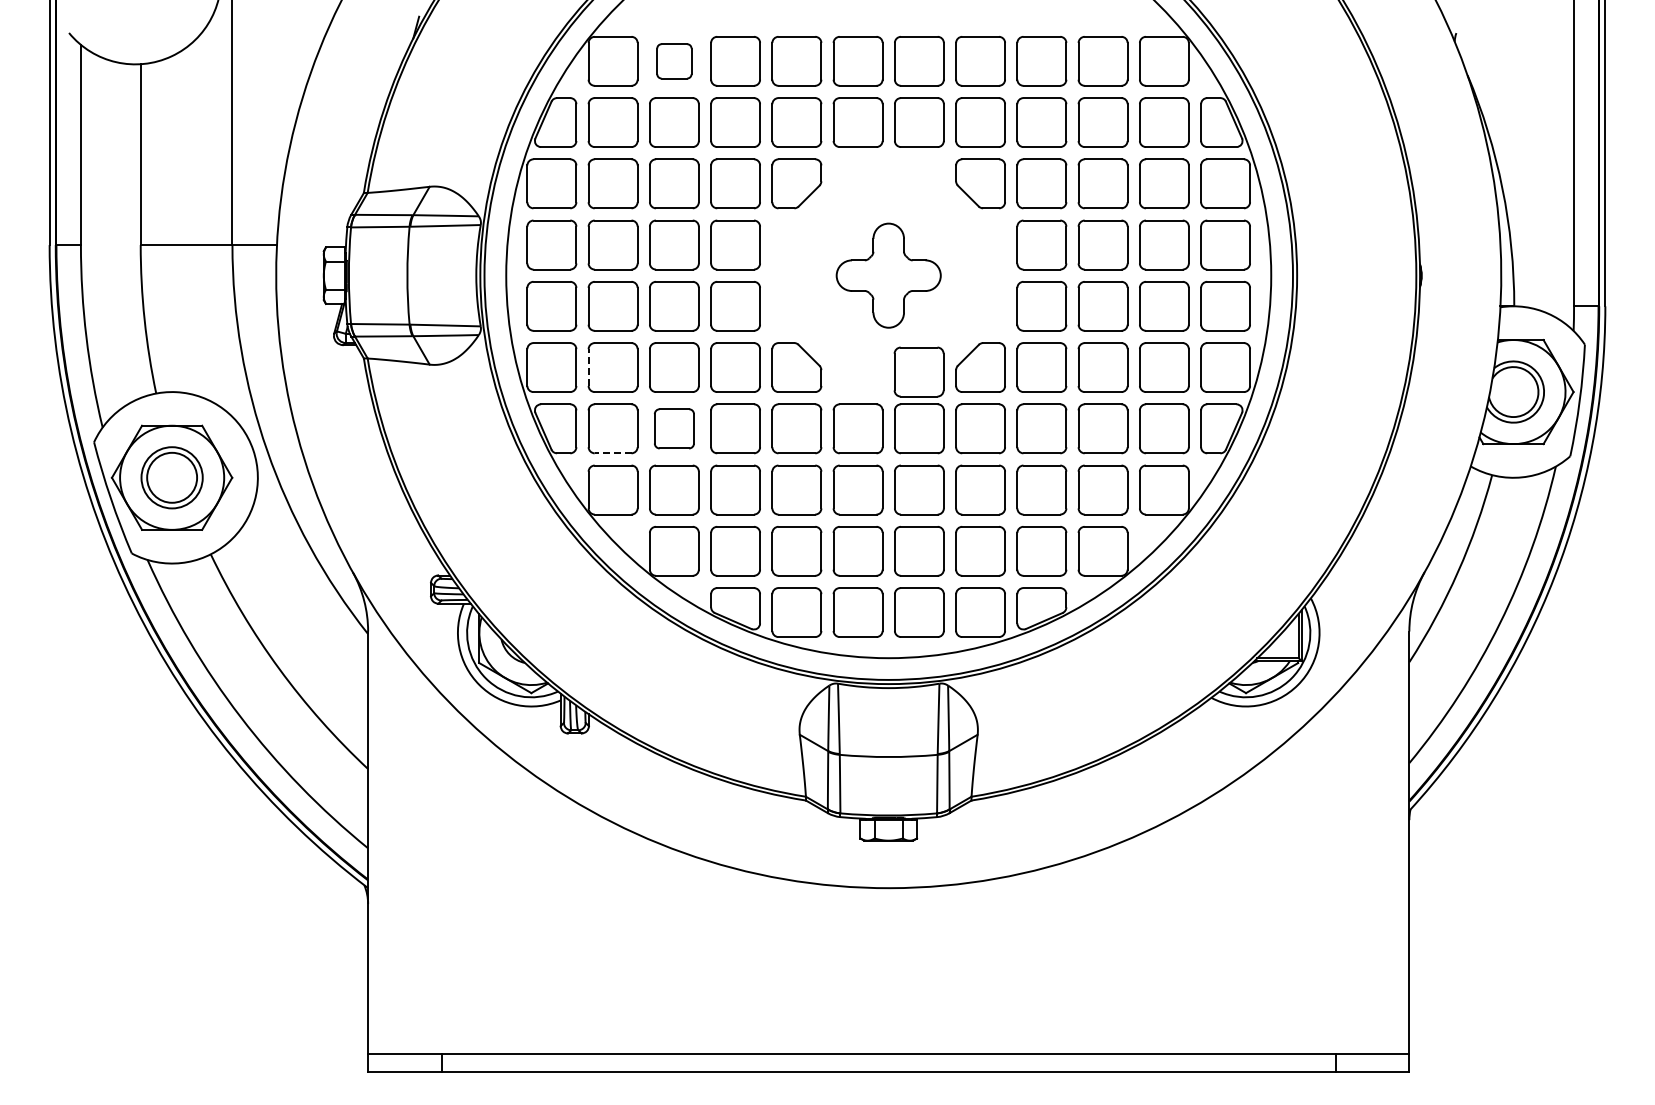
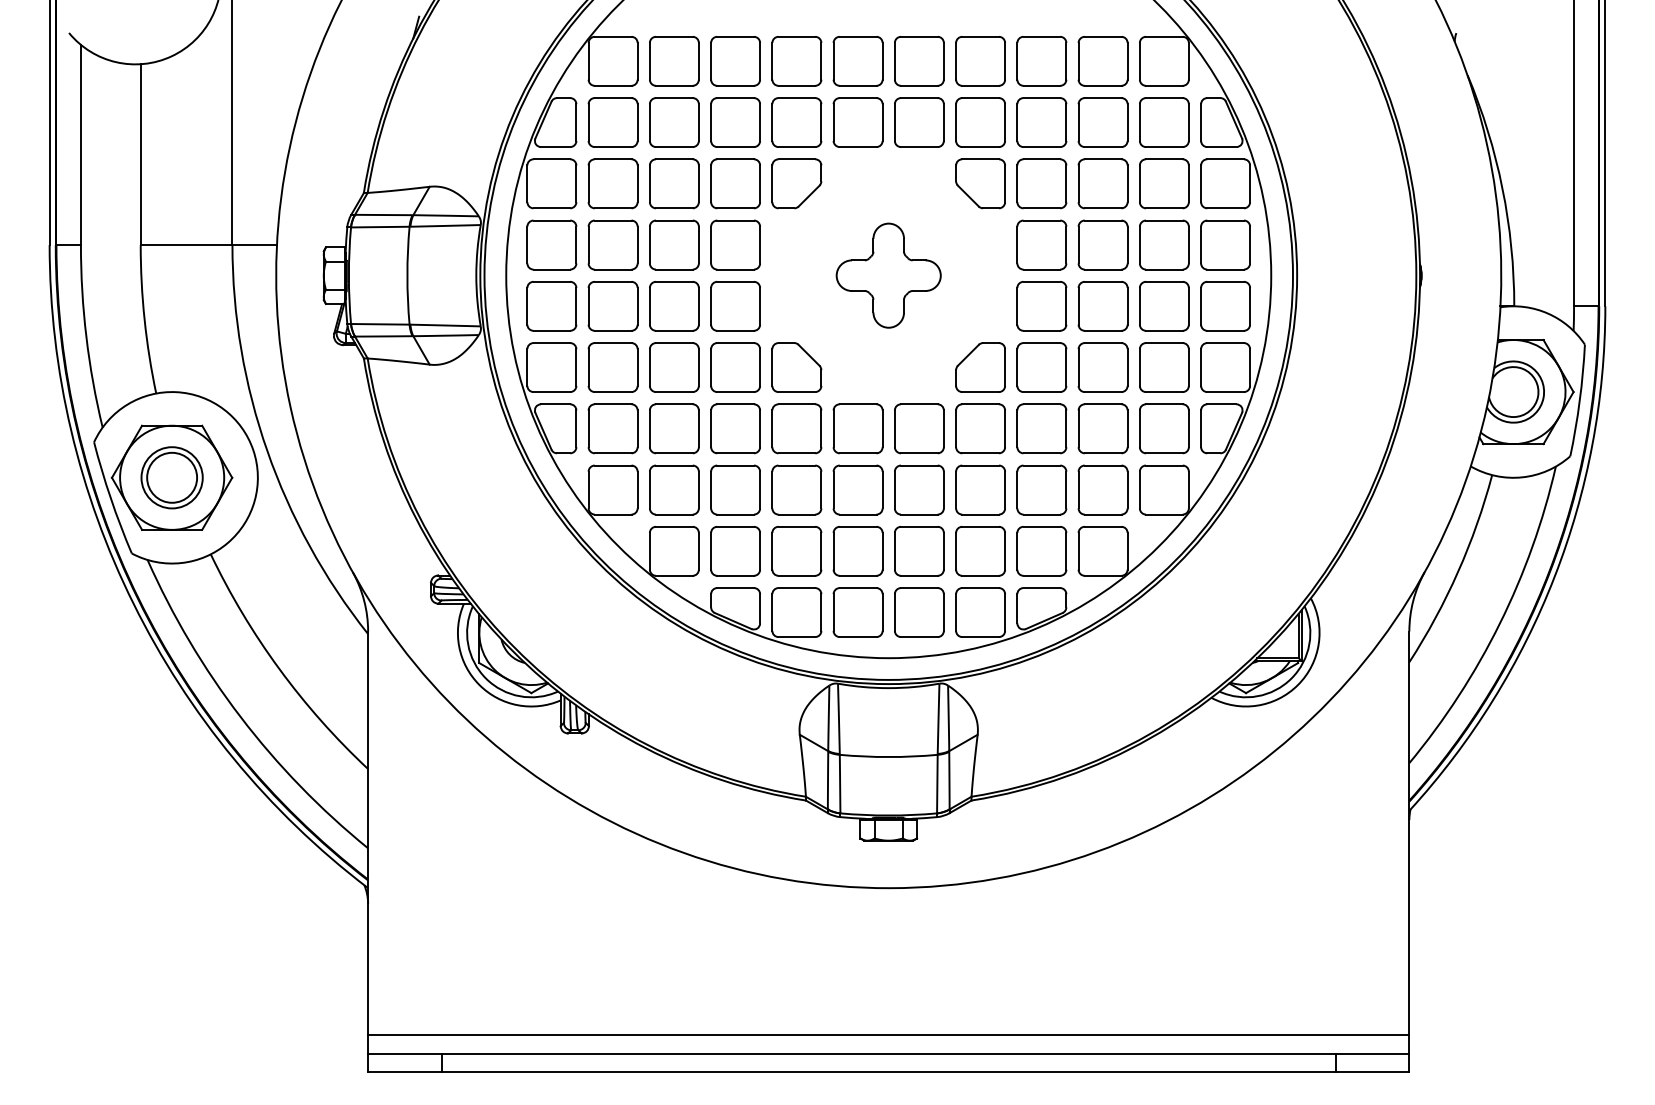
part size: 37x37 px -> 51x51 px (674, 61)
line: dashed -> solid (588, 367)
part: present -> none (918, 371)
part size: 41x42 px -> 51x52 px (674, 428)
line: dashed -> solid (612, 453)
line: none -> present (888, 1035)
